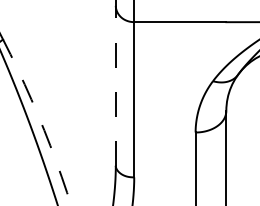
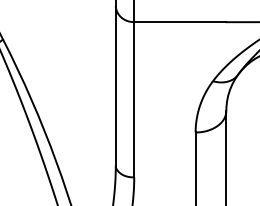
line: dashed -> solid (115, 82)
arc: dashed -> solid (40, 121)
